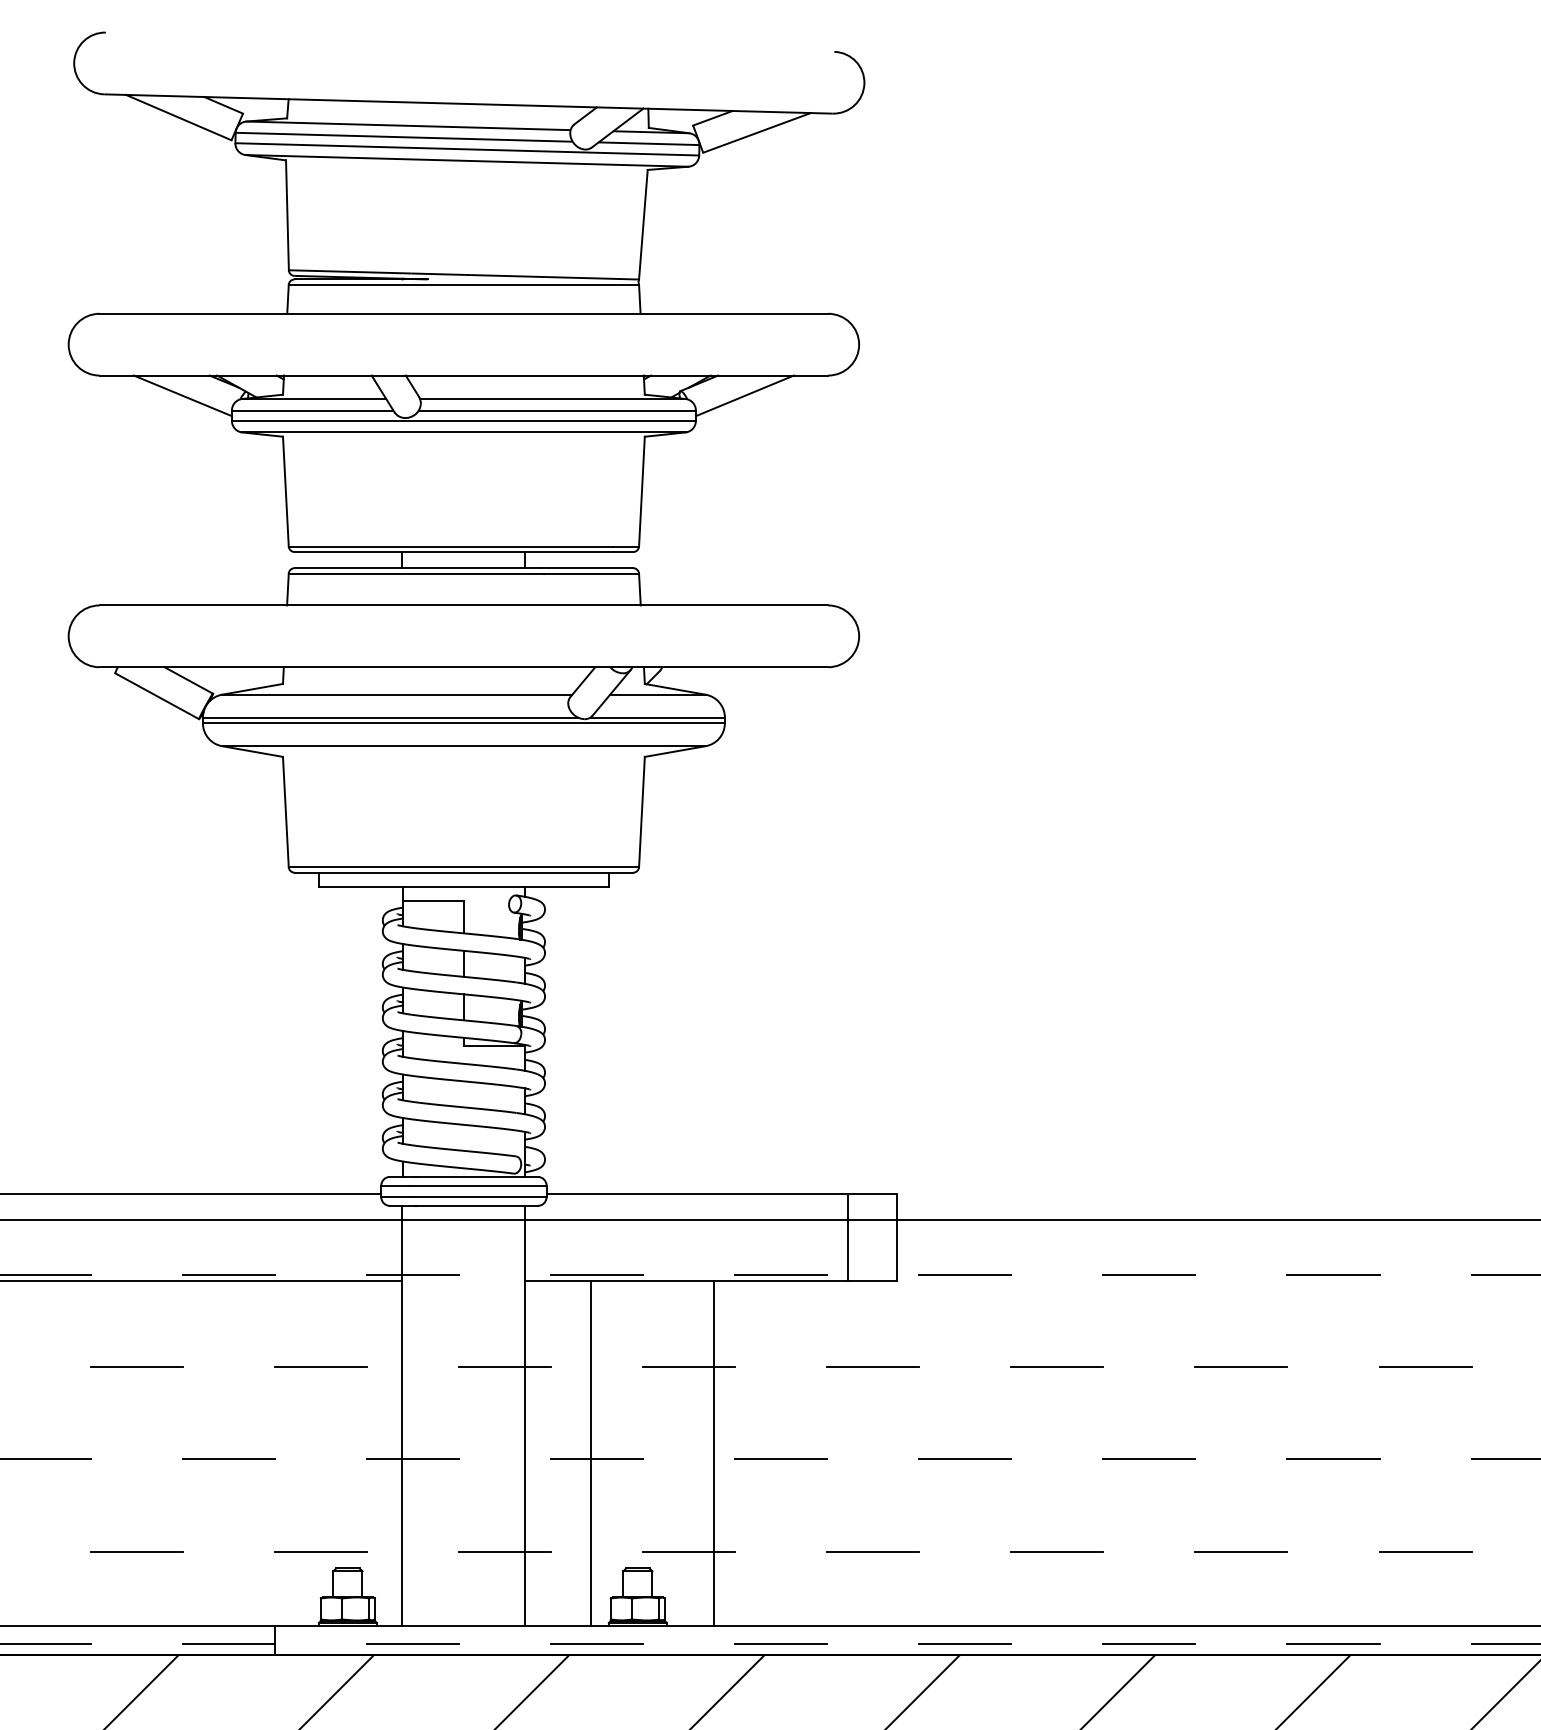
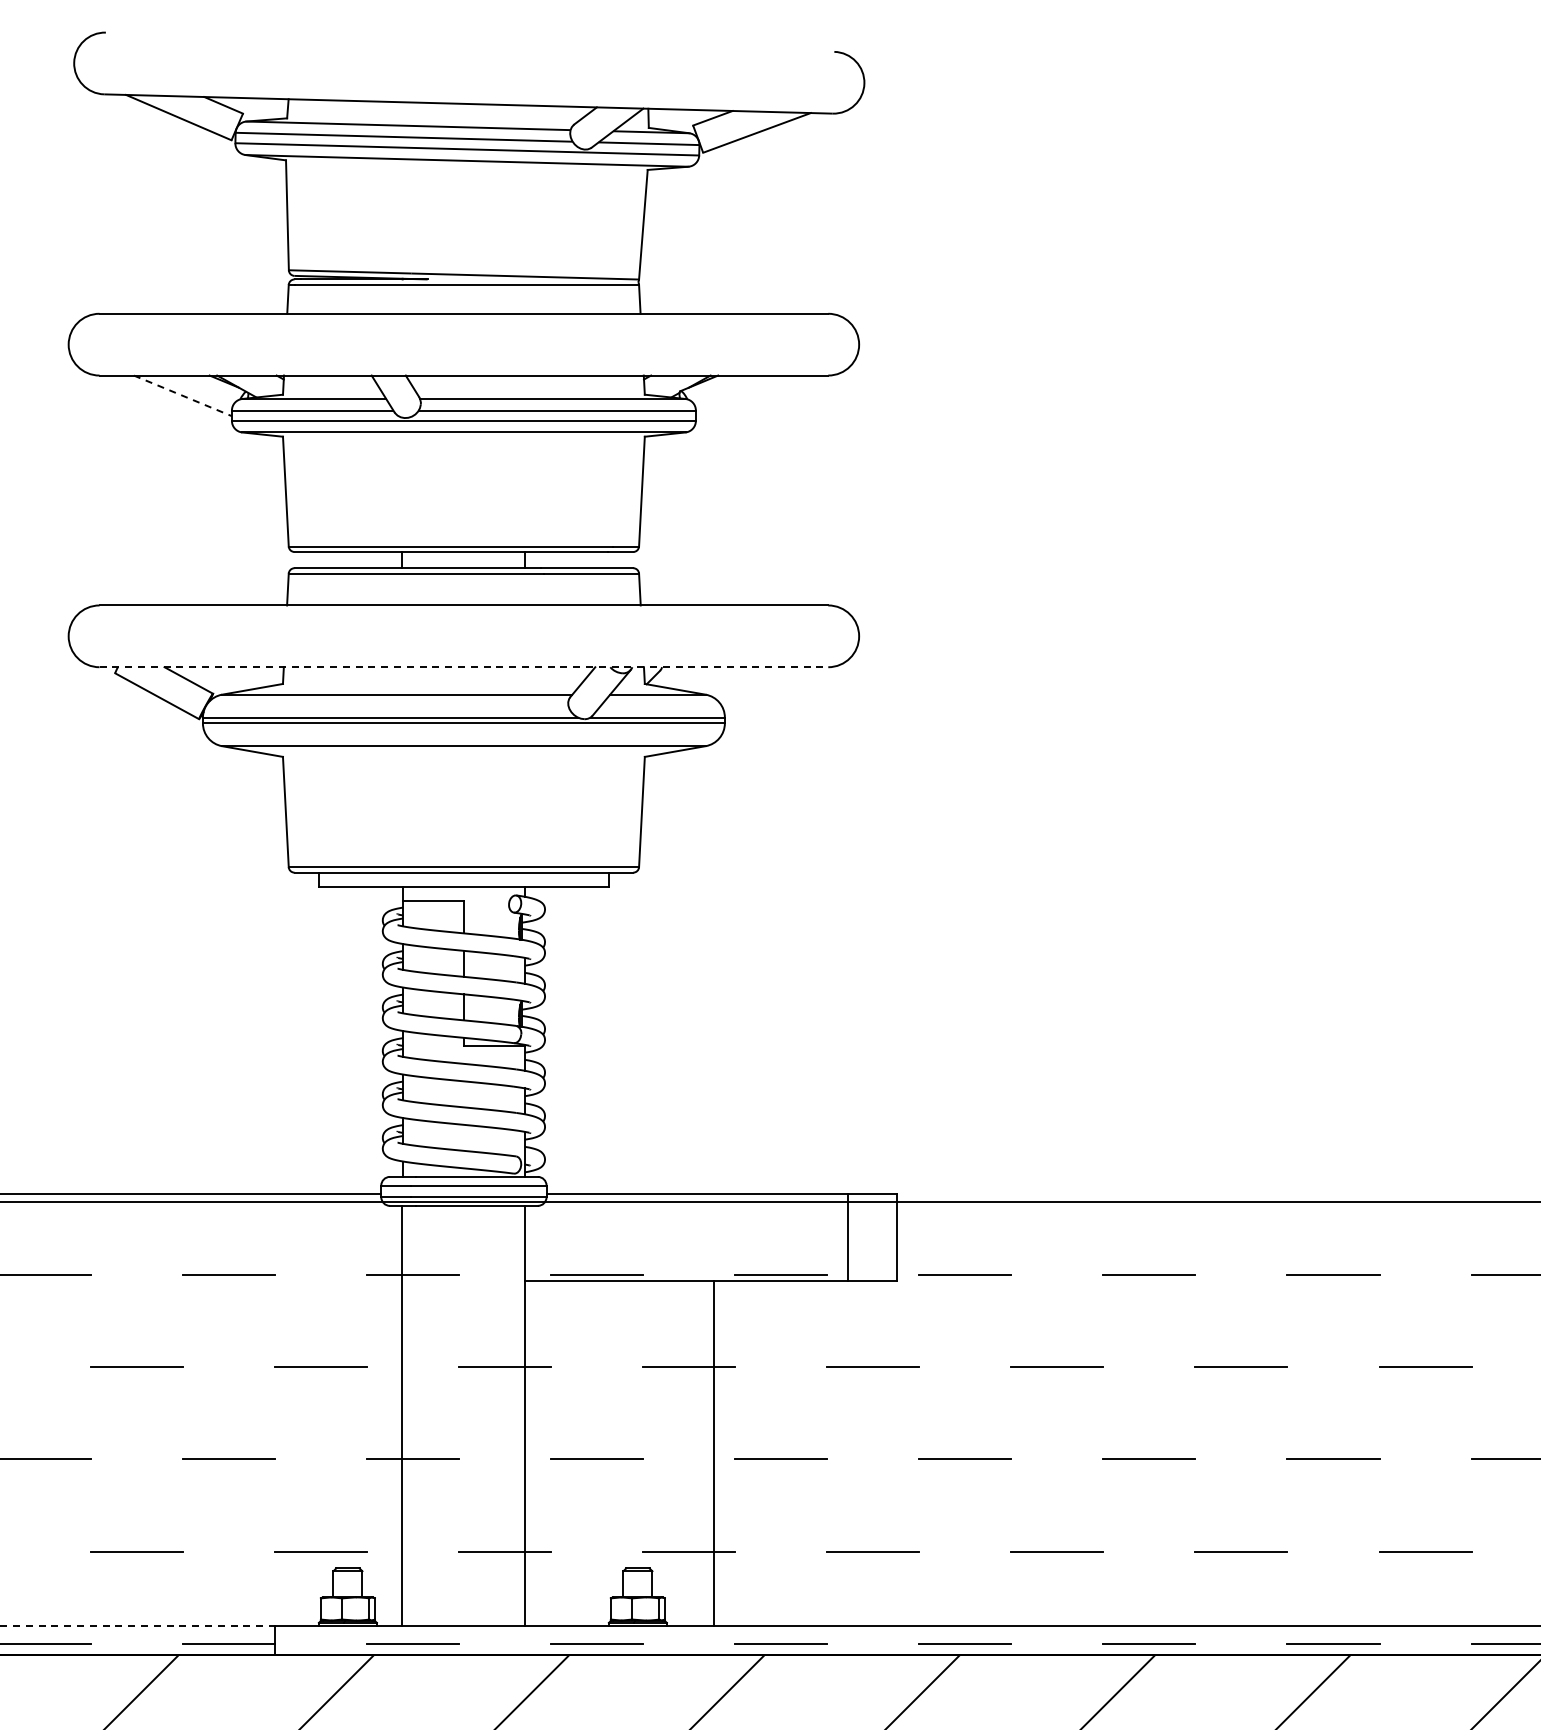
line: present -> none (744, 395)
line: solid -> dashed (183, 396)
line: solid -> dashed (464, 667)
line position: (769, 1220) -> (769, 1202) (769, 1202)
line: present -> none (202, 1281)
line: present -> none (590, 1453)
line: solid -> dashed (138, 1626)
